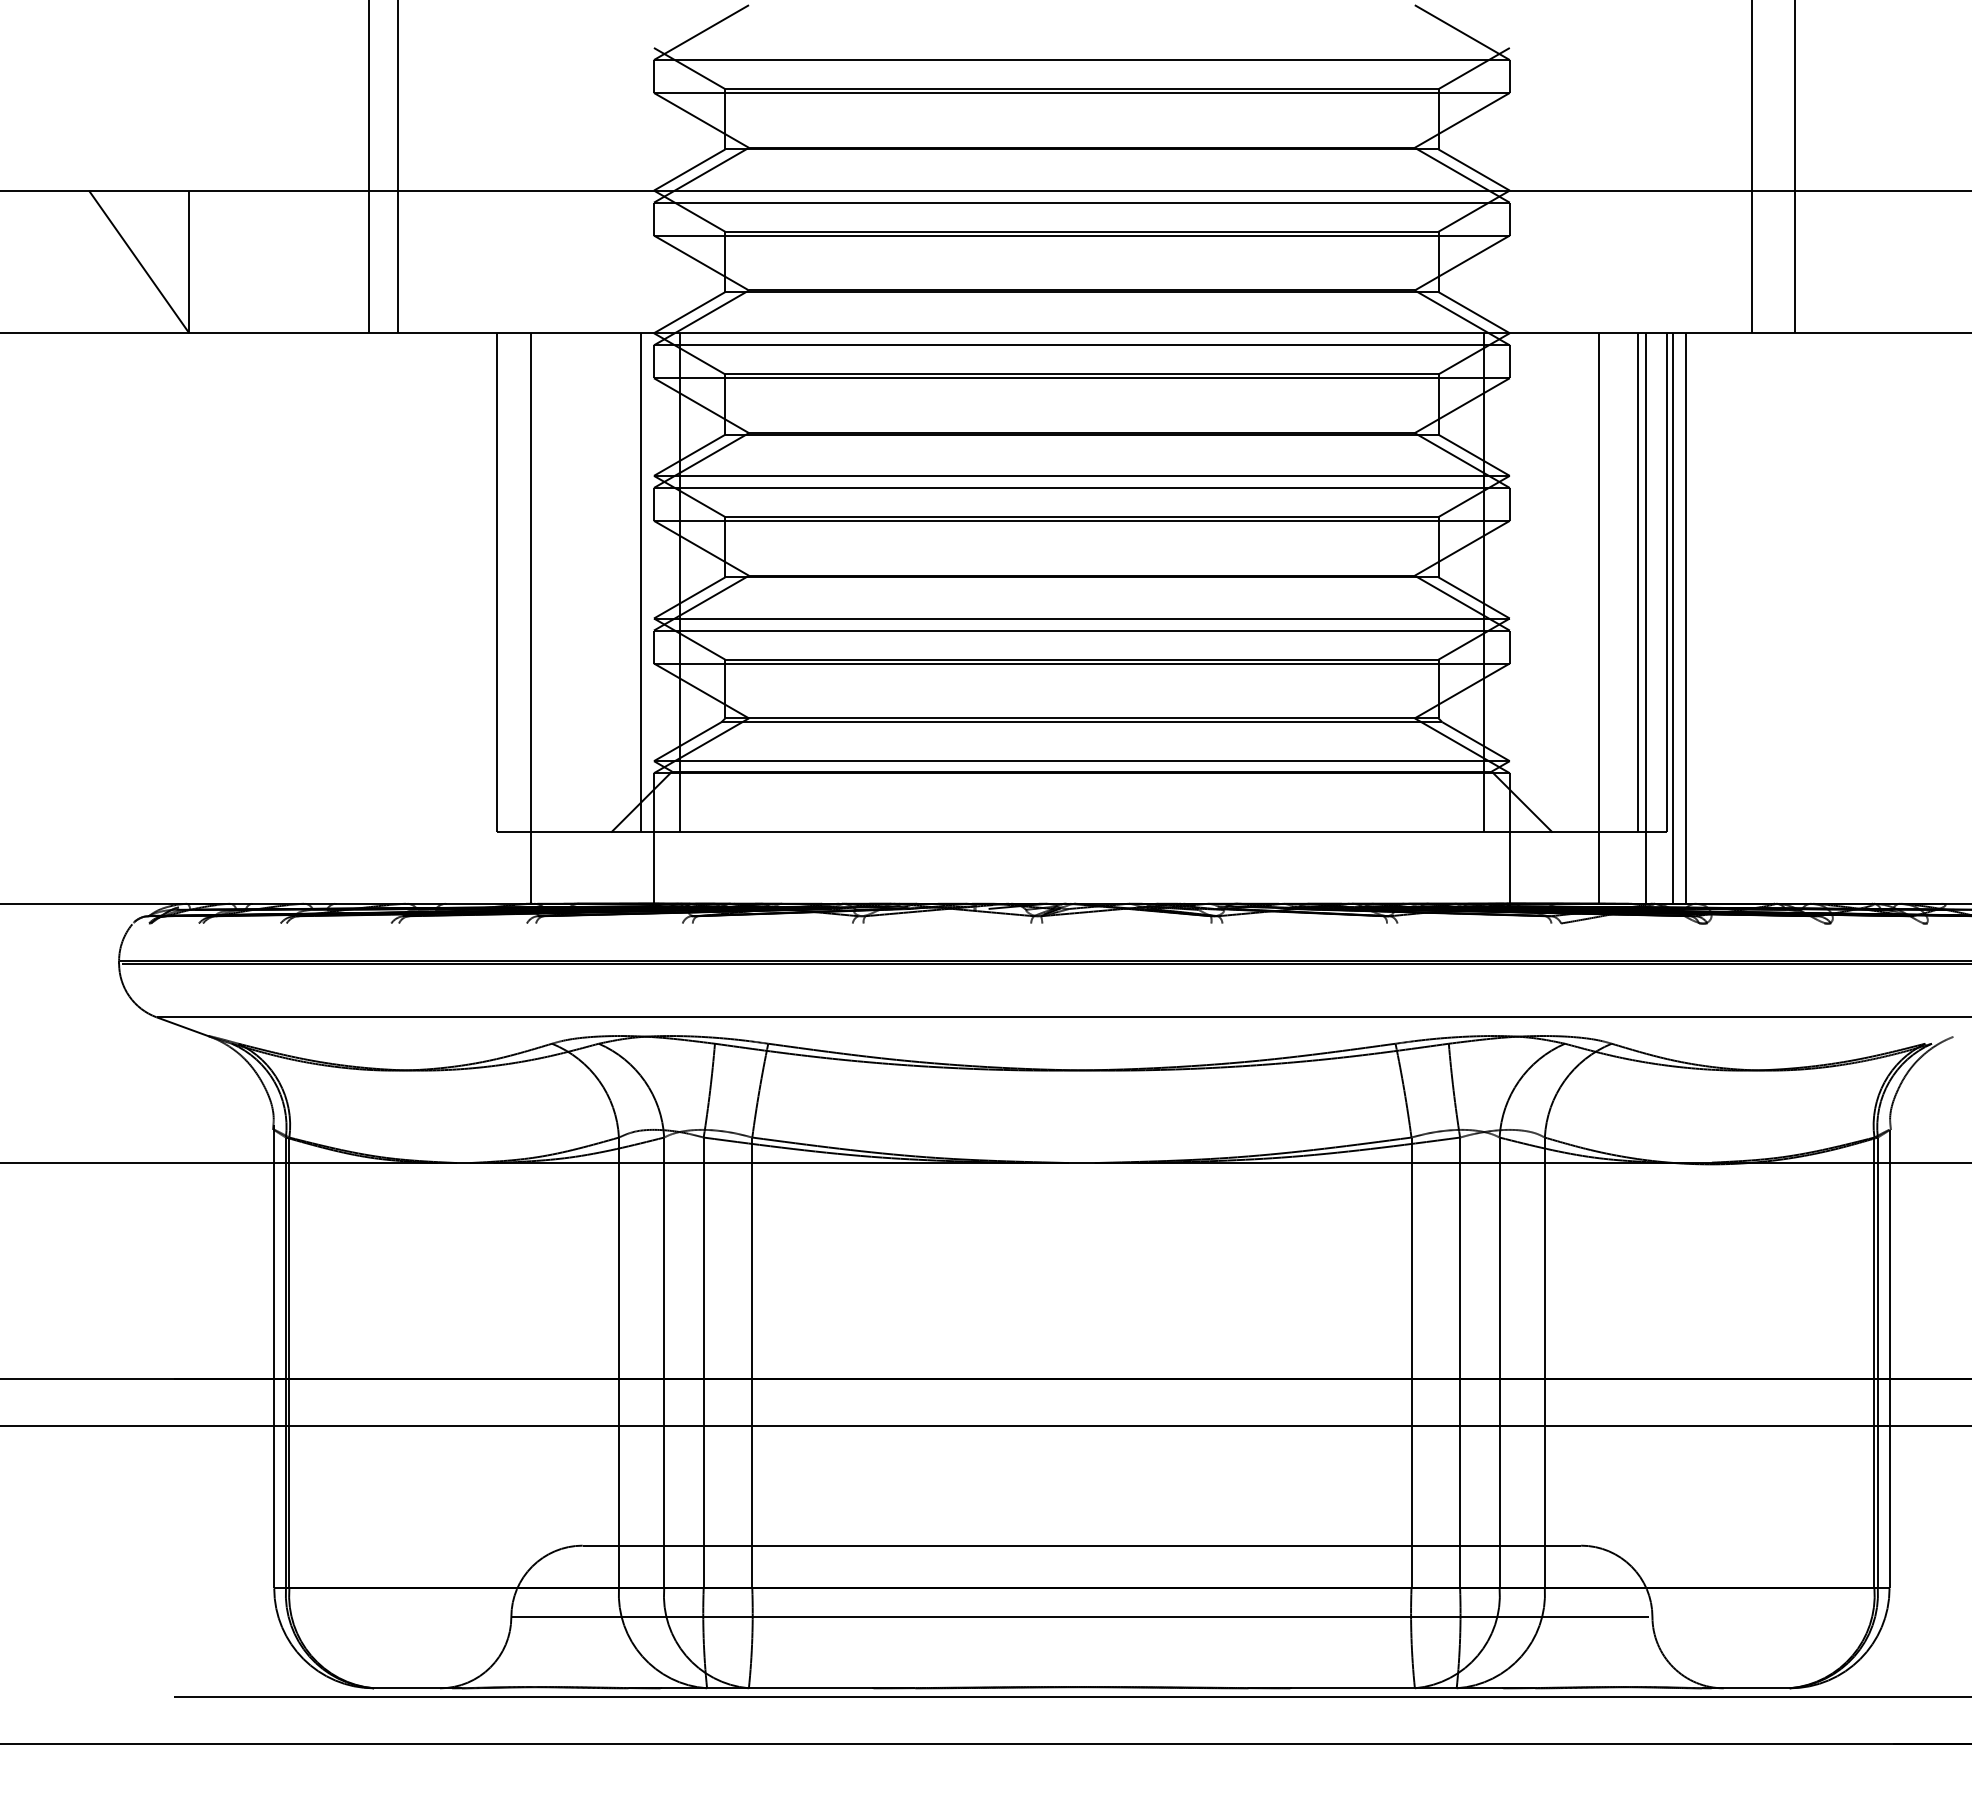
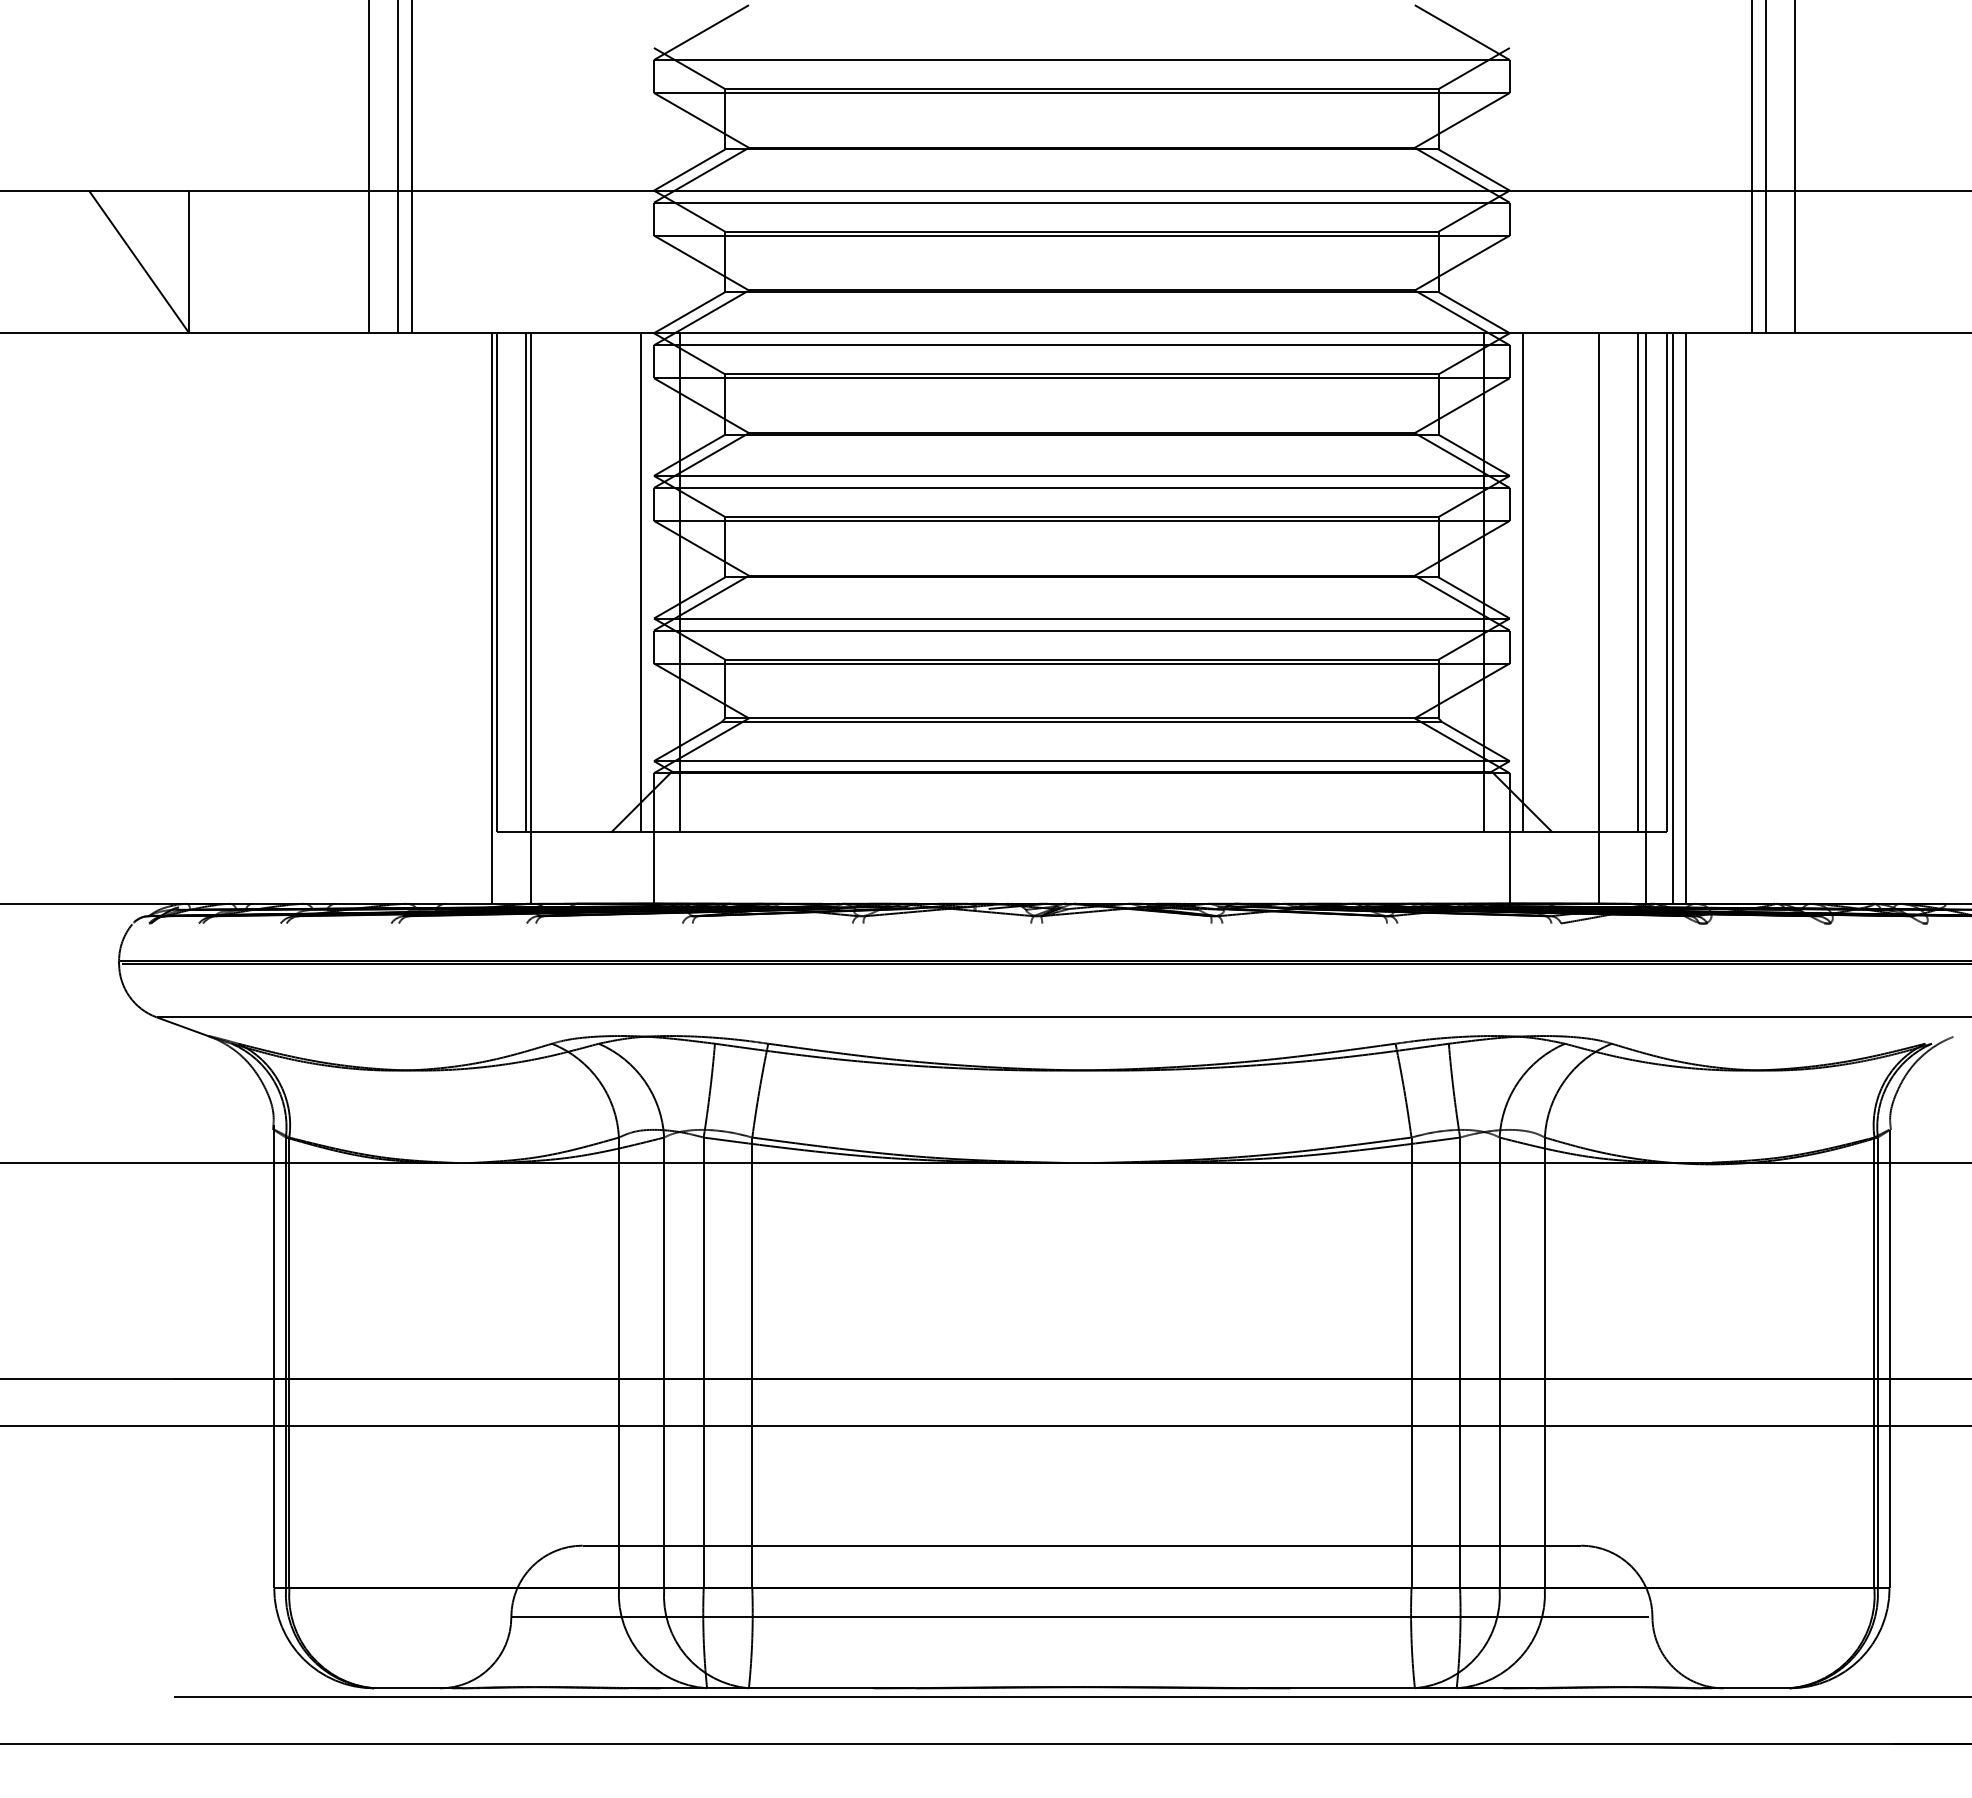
line: none -> present (411, 167)
line: none -> present (1766, 167)
line: none -> present (526, 582)
line: none -> present (1523, 582)
line: none -> present (491, 618)
